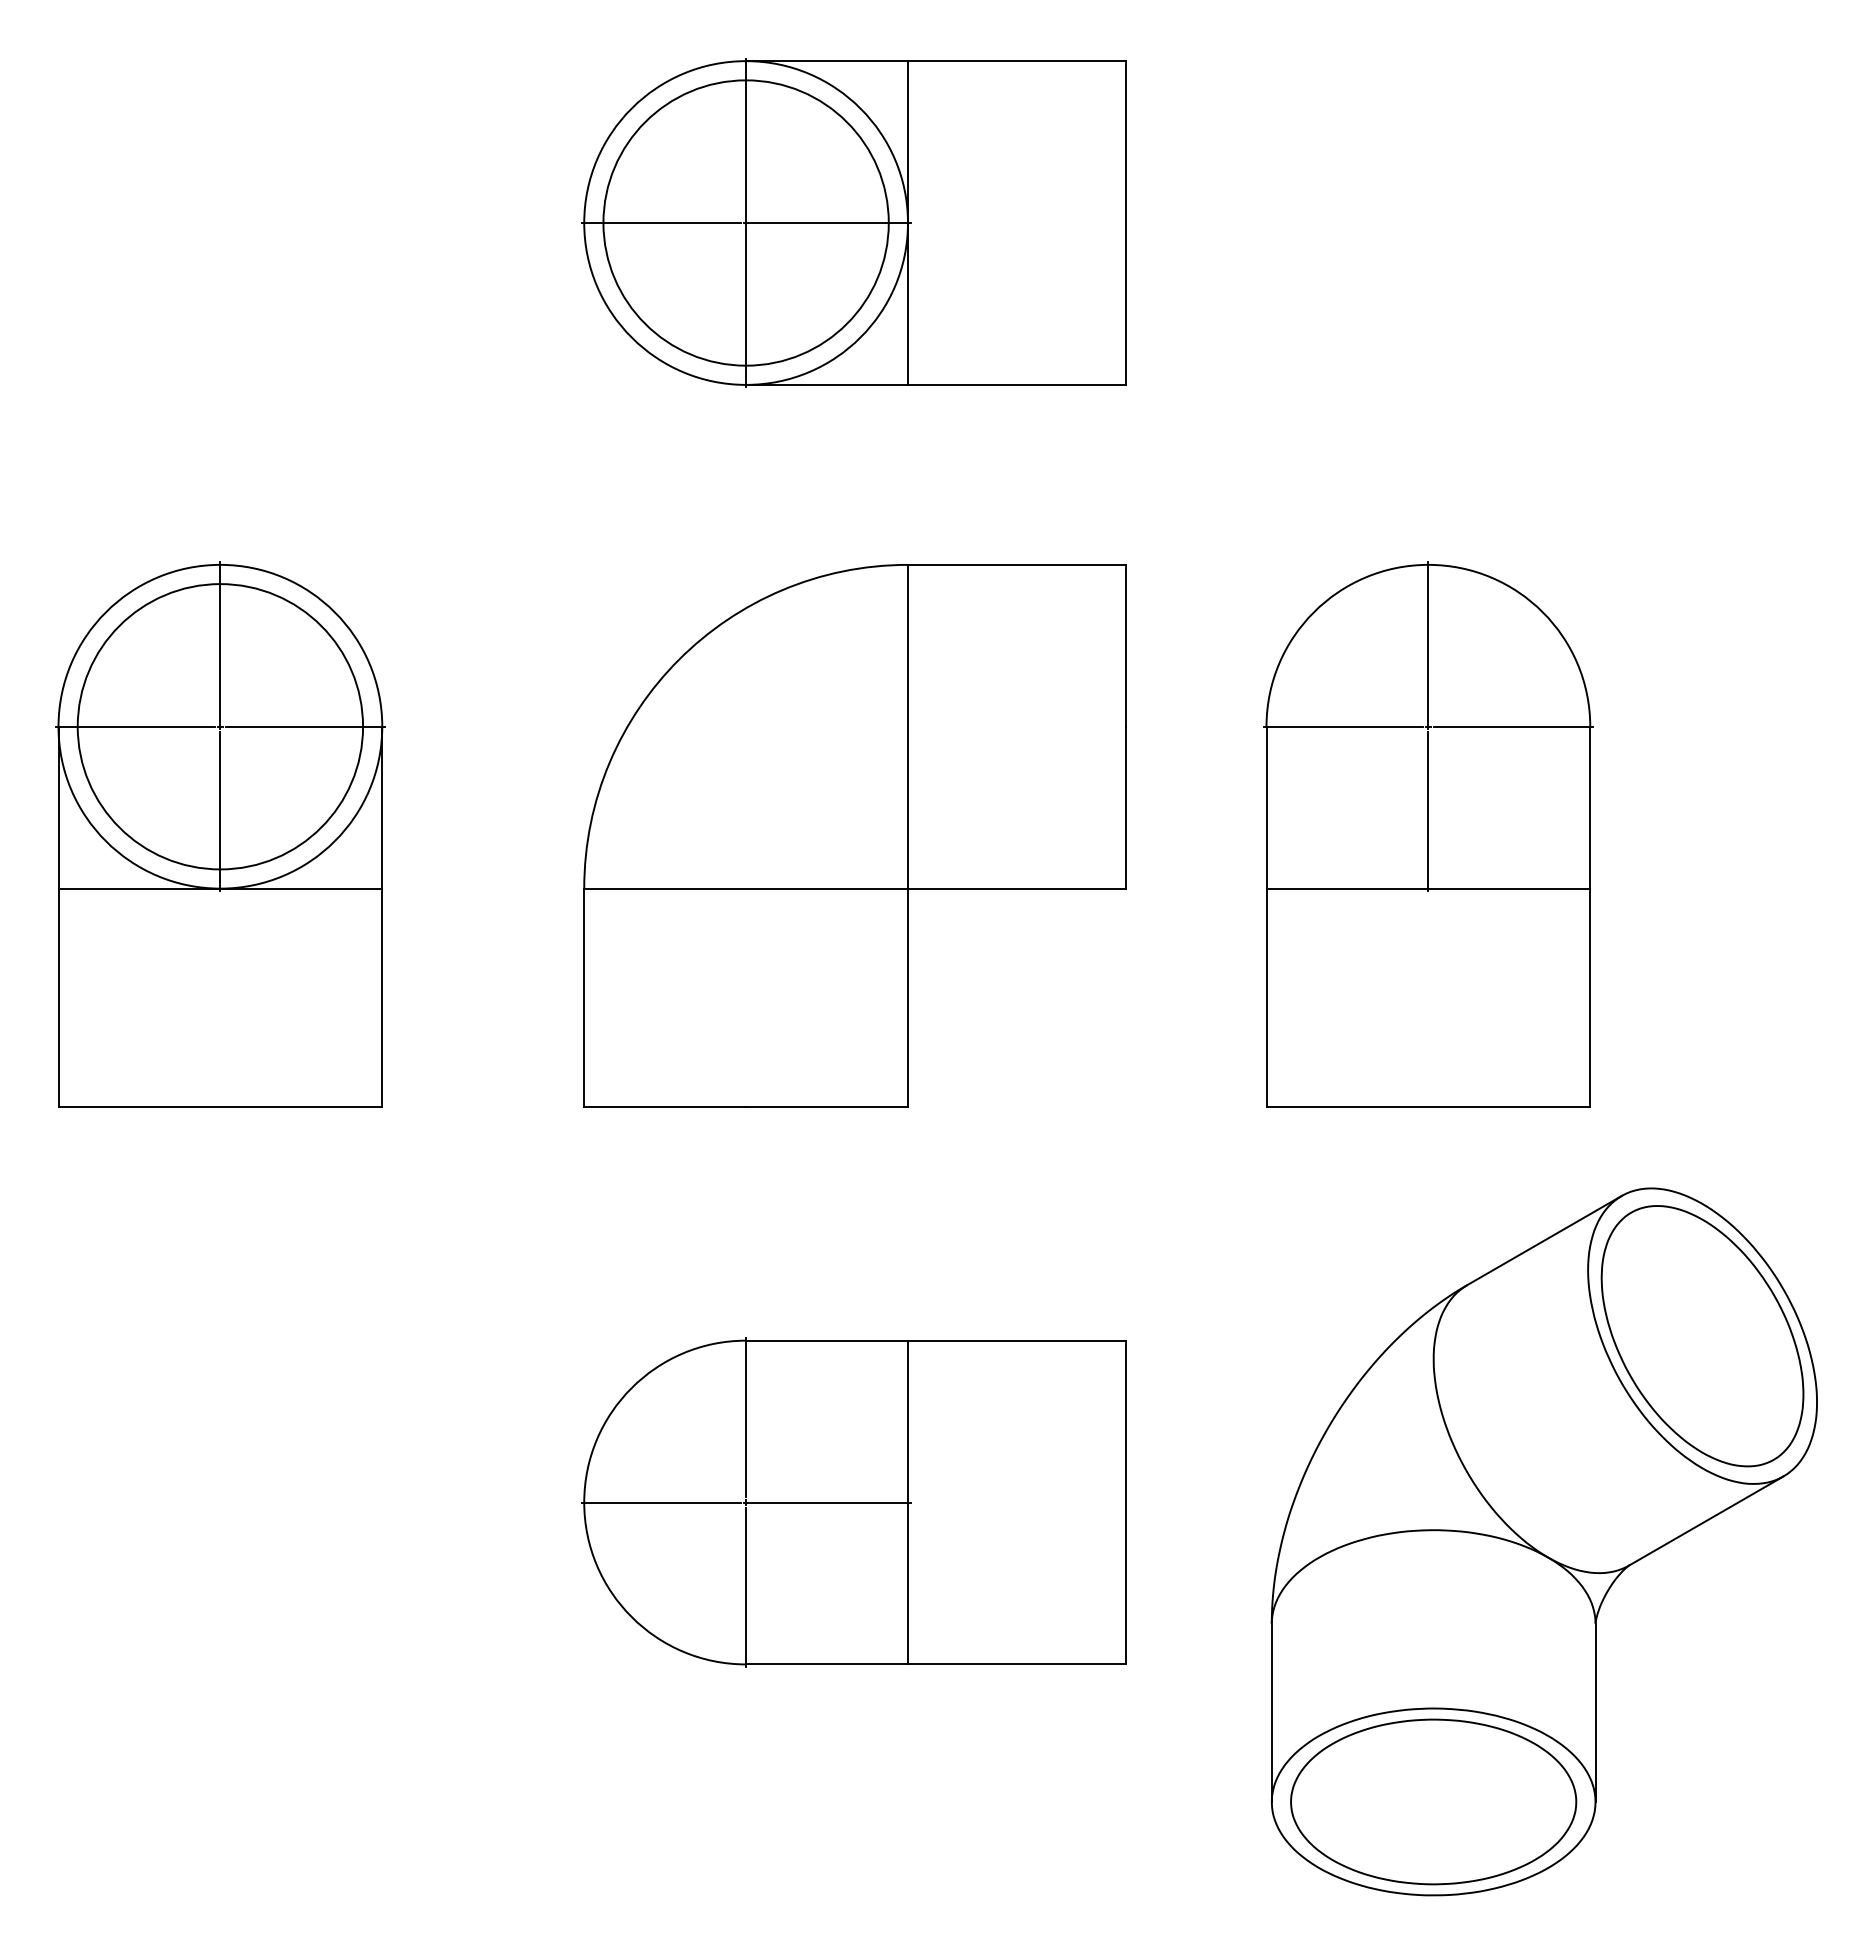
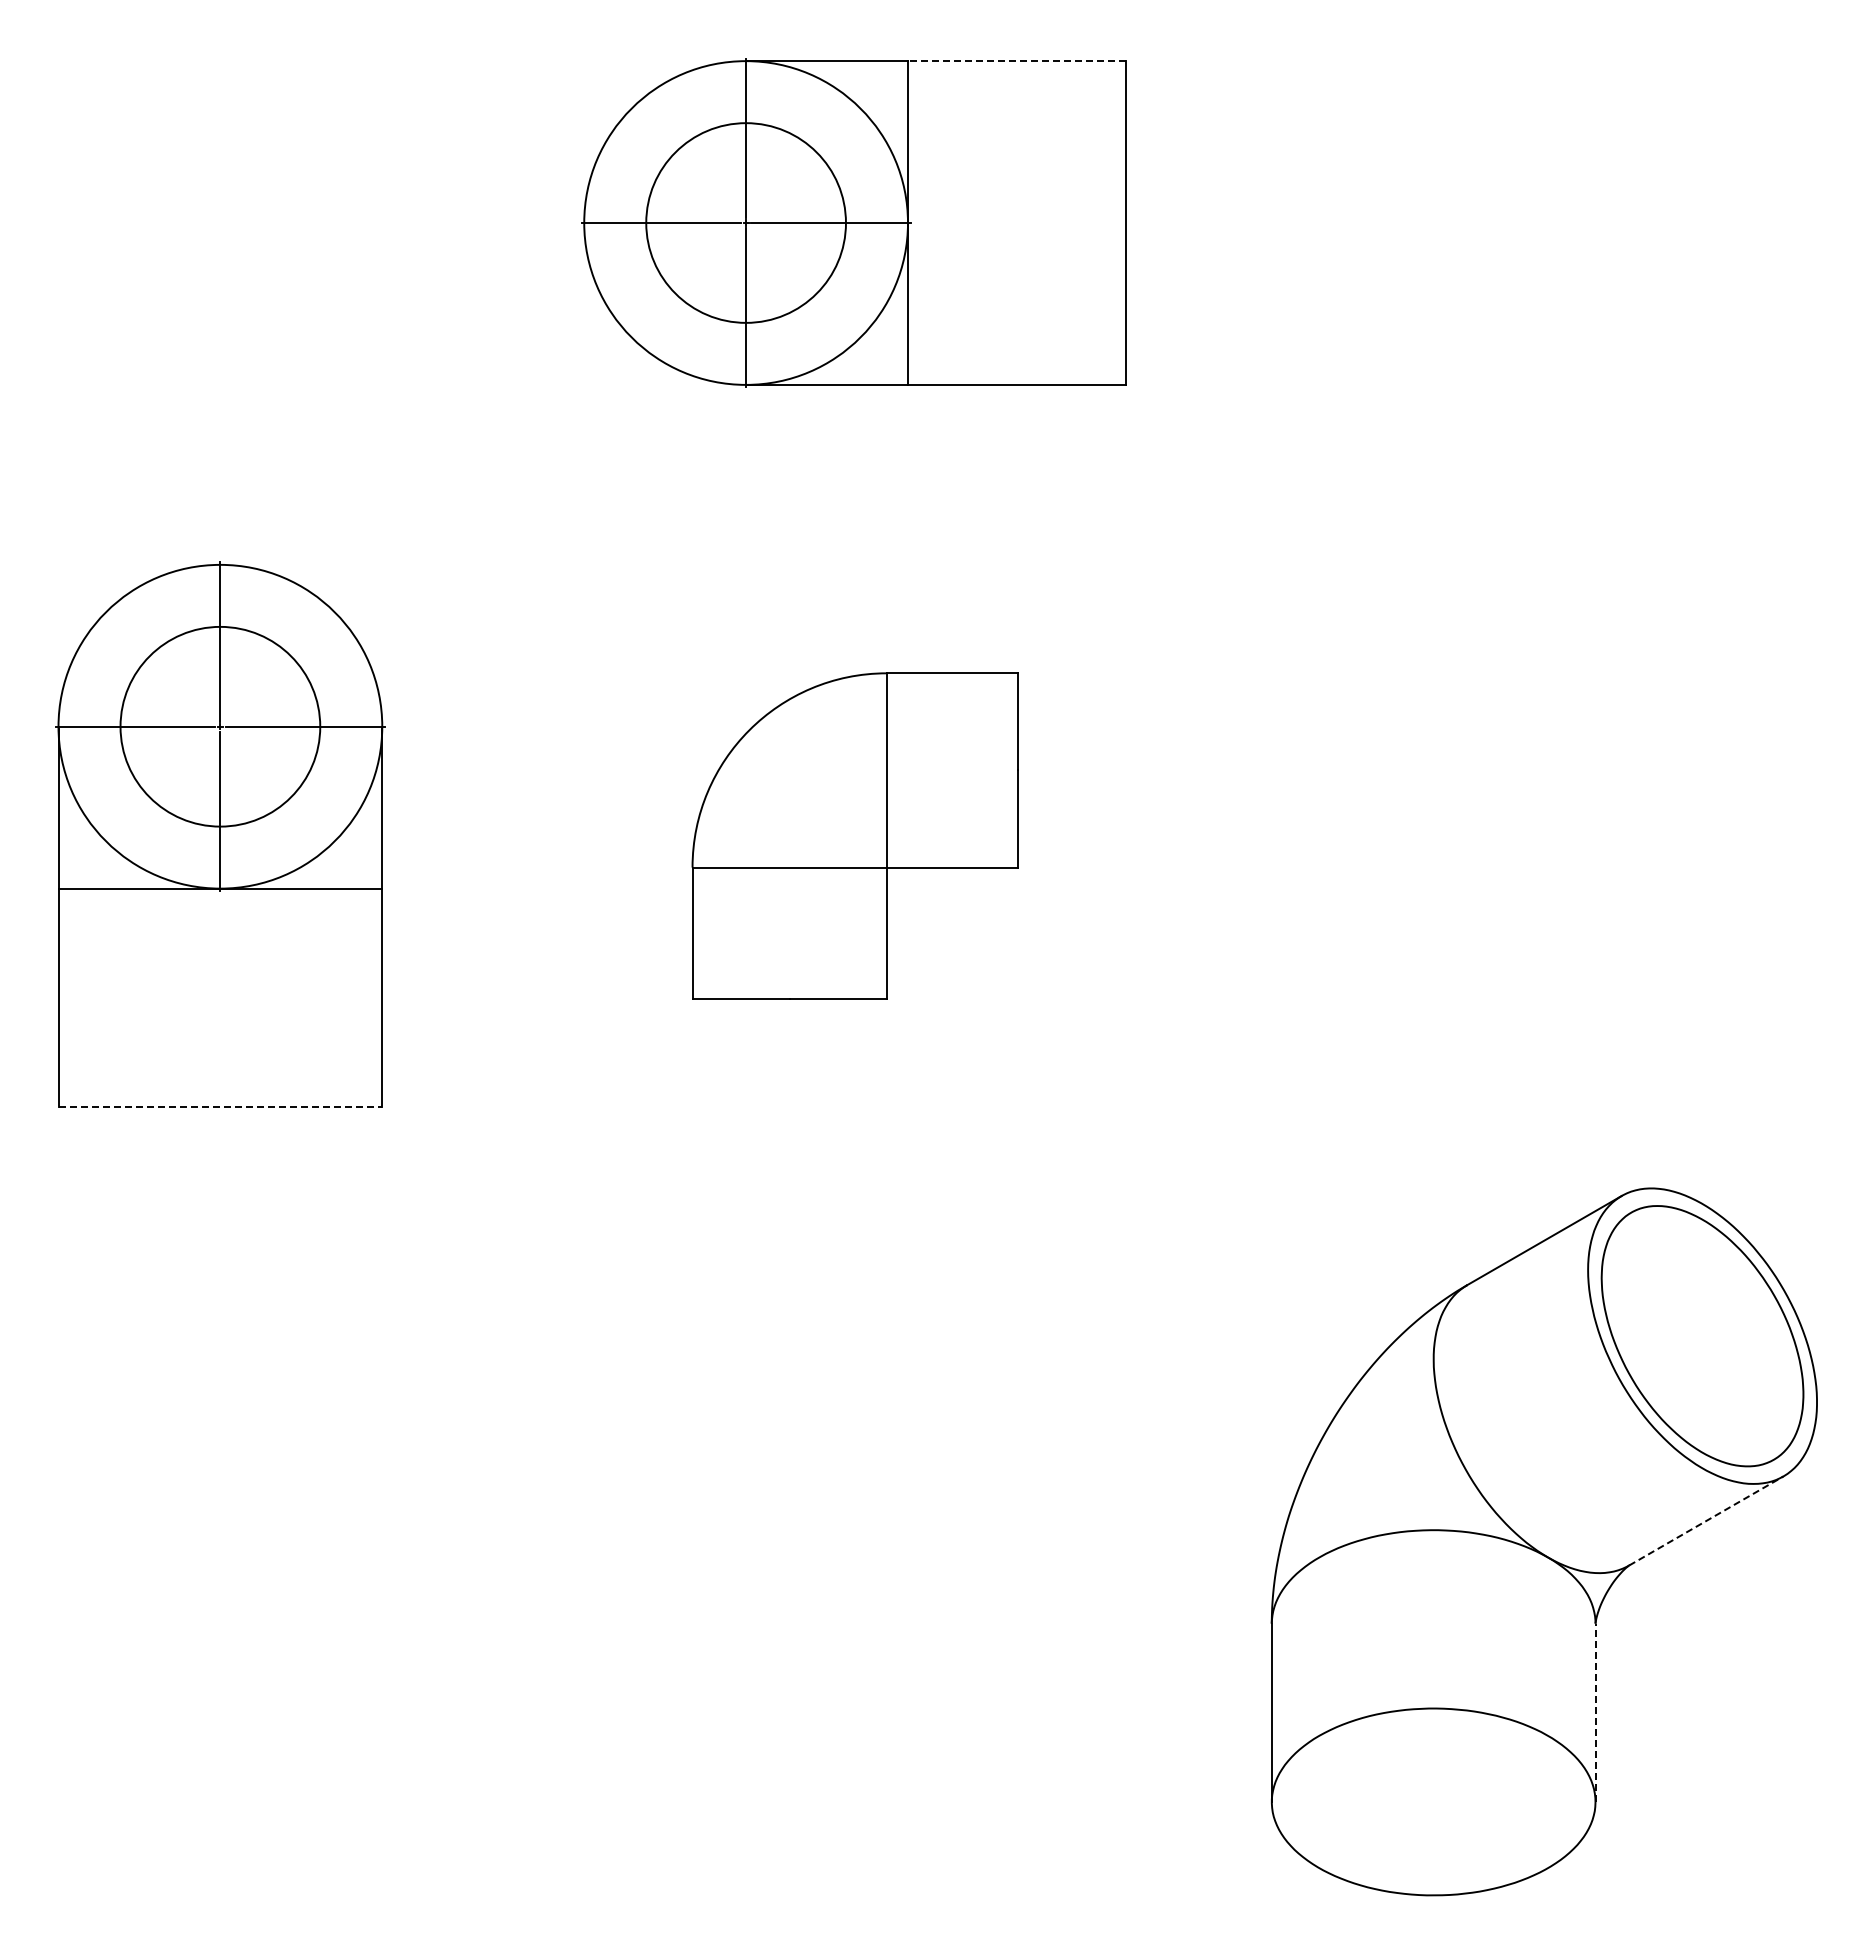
line: solid -> dashed (1016, 61)
circle diameter: 285 px -> 200 px (745, 222)
circle diameter: 285 px -> 200 px (220, 726)
part: present -> none (1428, 834)
part size: 544x544 px -> 328x328 px (854, 835)
line: solid -> dashed (220, 1107)
part: present -> none (853, 1502)
line: solid -> dashed (1706, 1520)
line: solid -> dashed (1595, 1712)
part: present -> none (1433, 1801)
